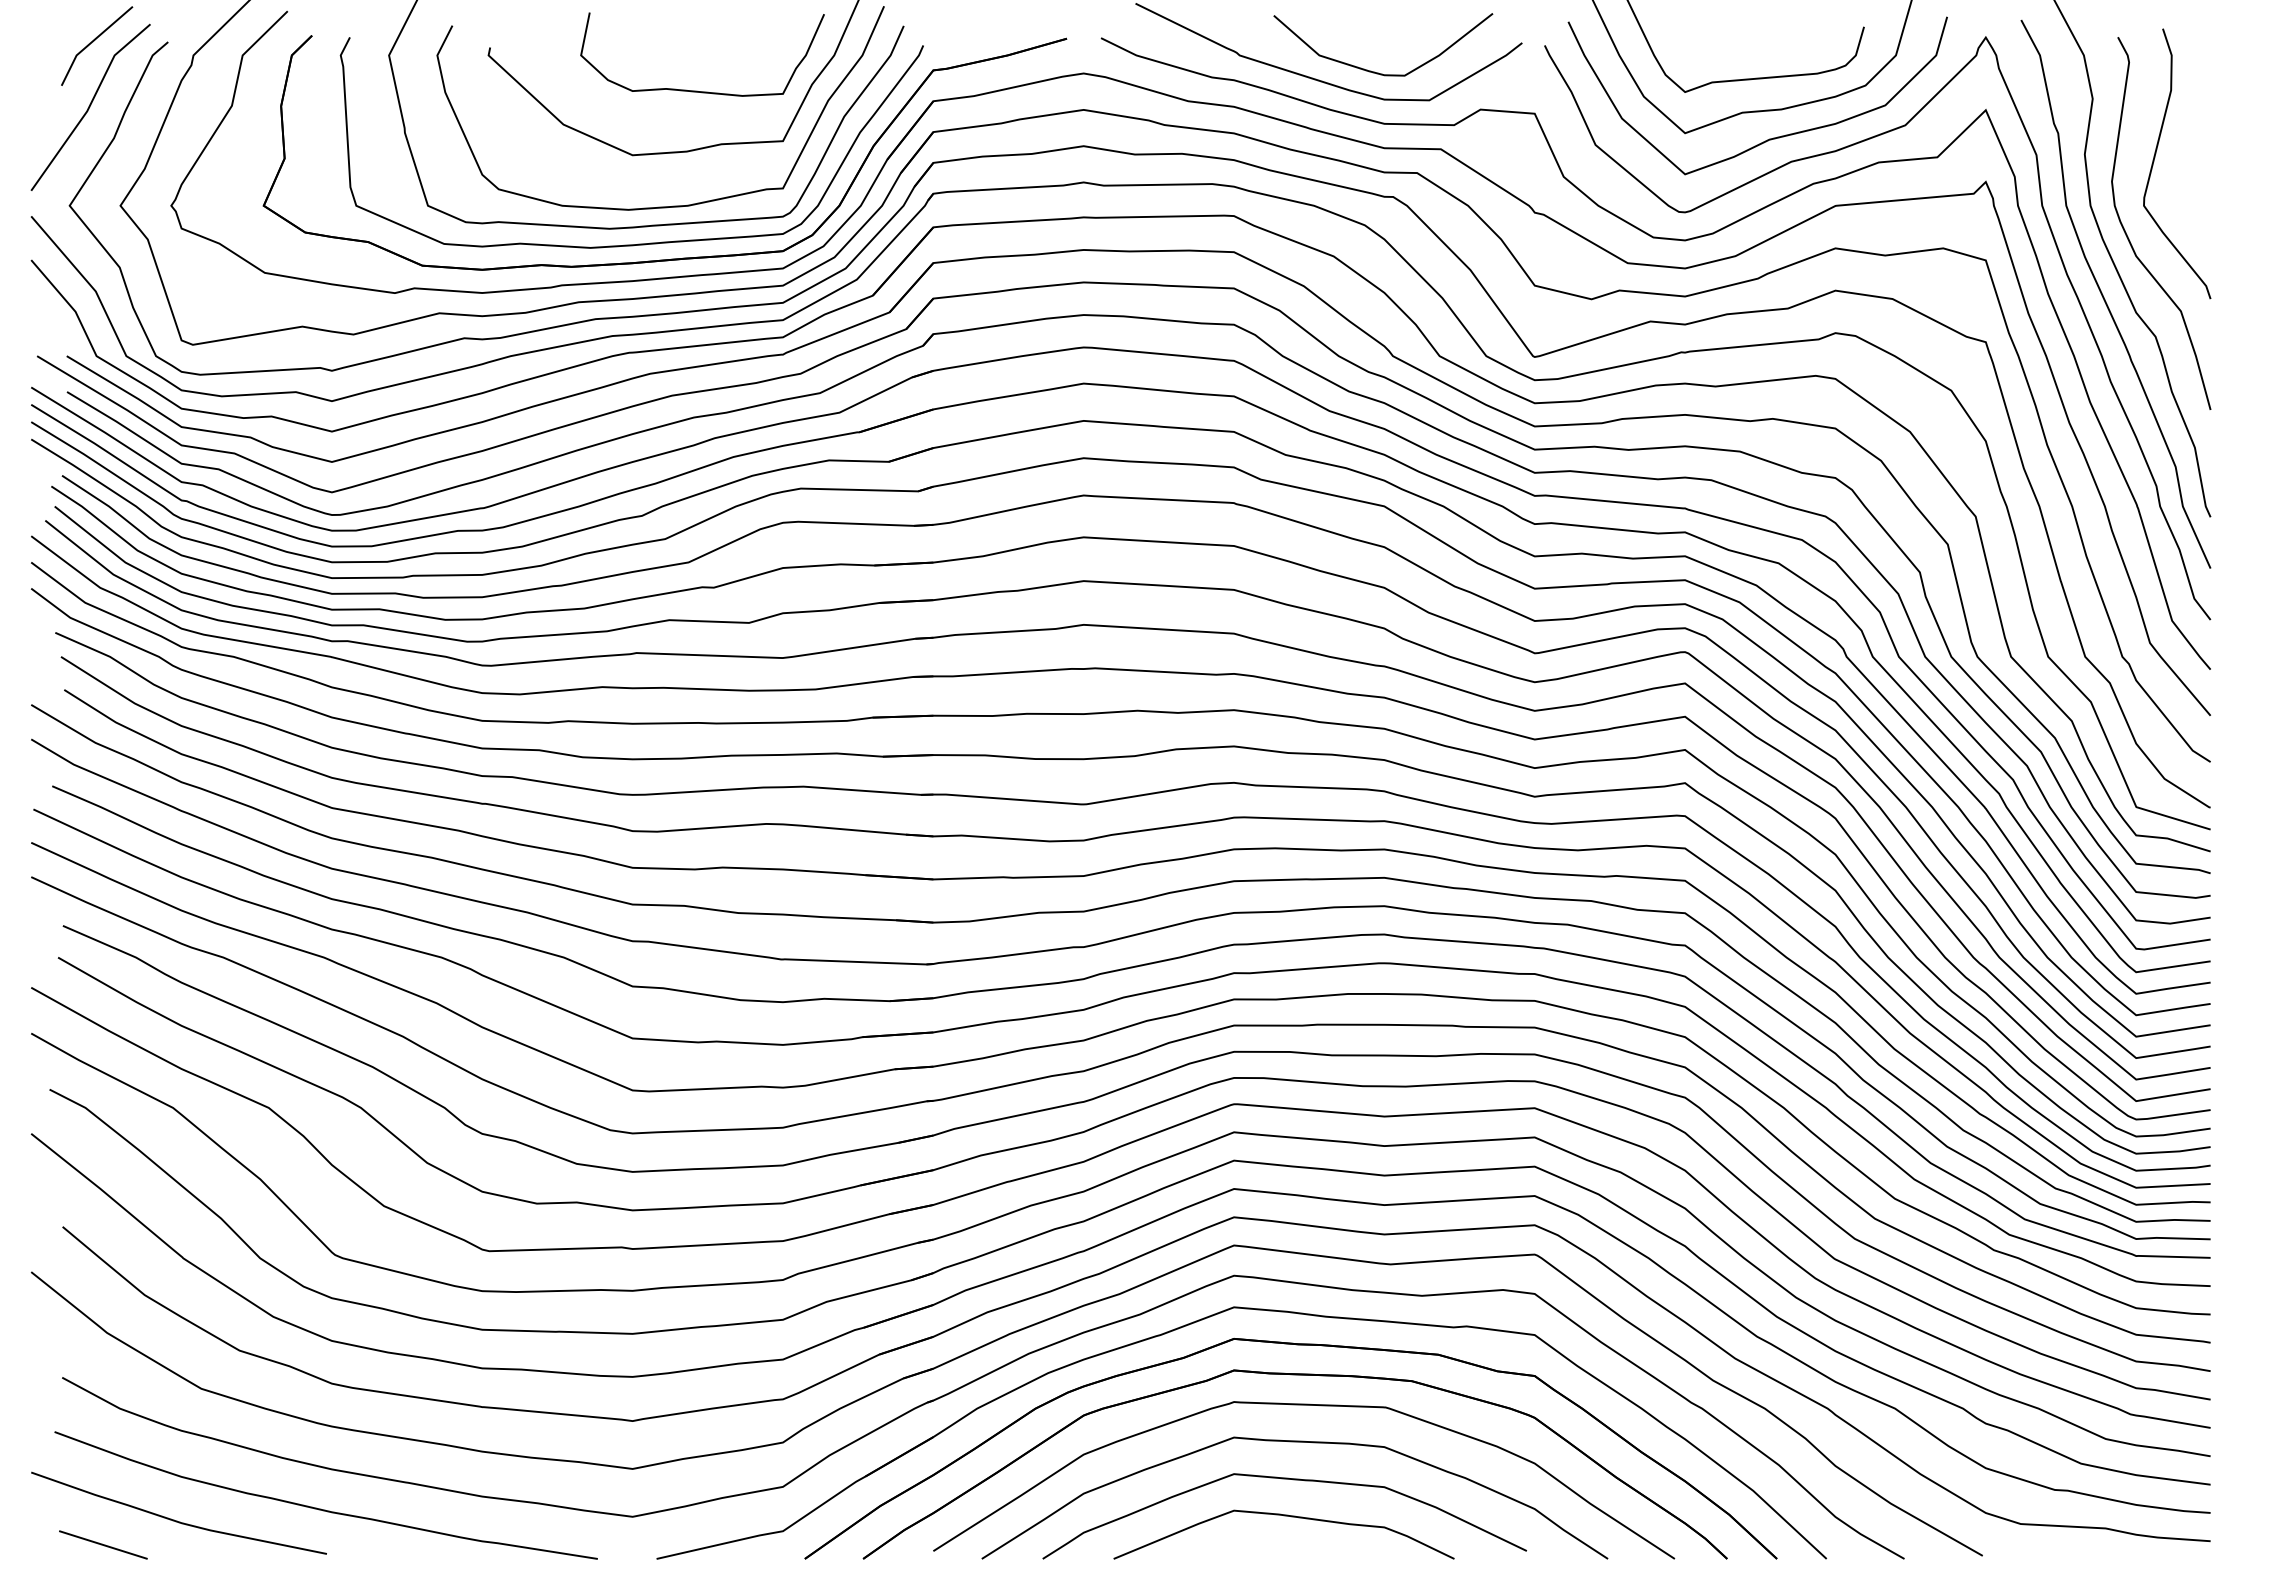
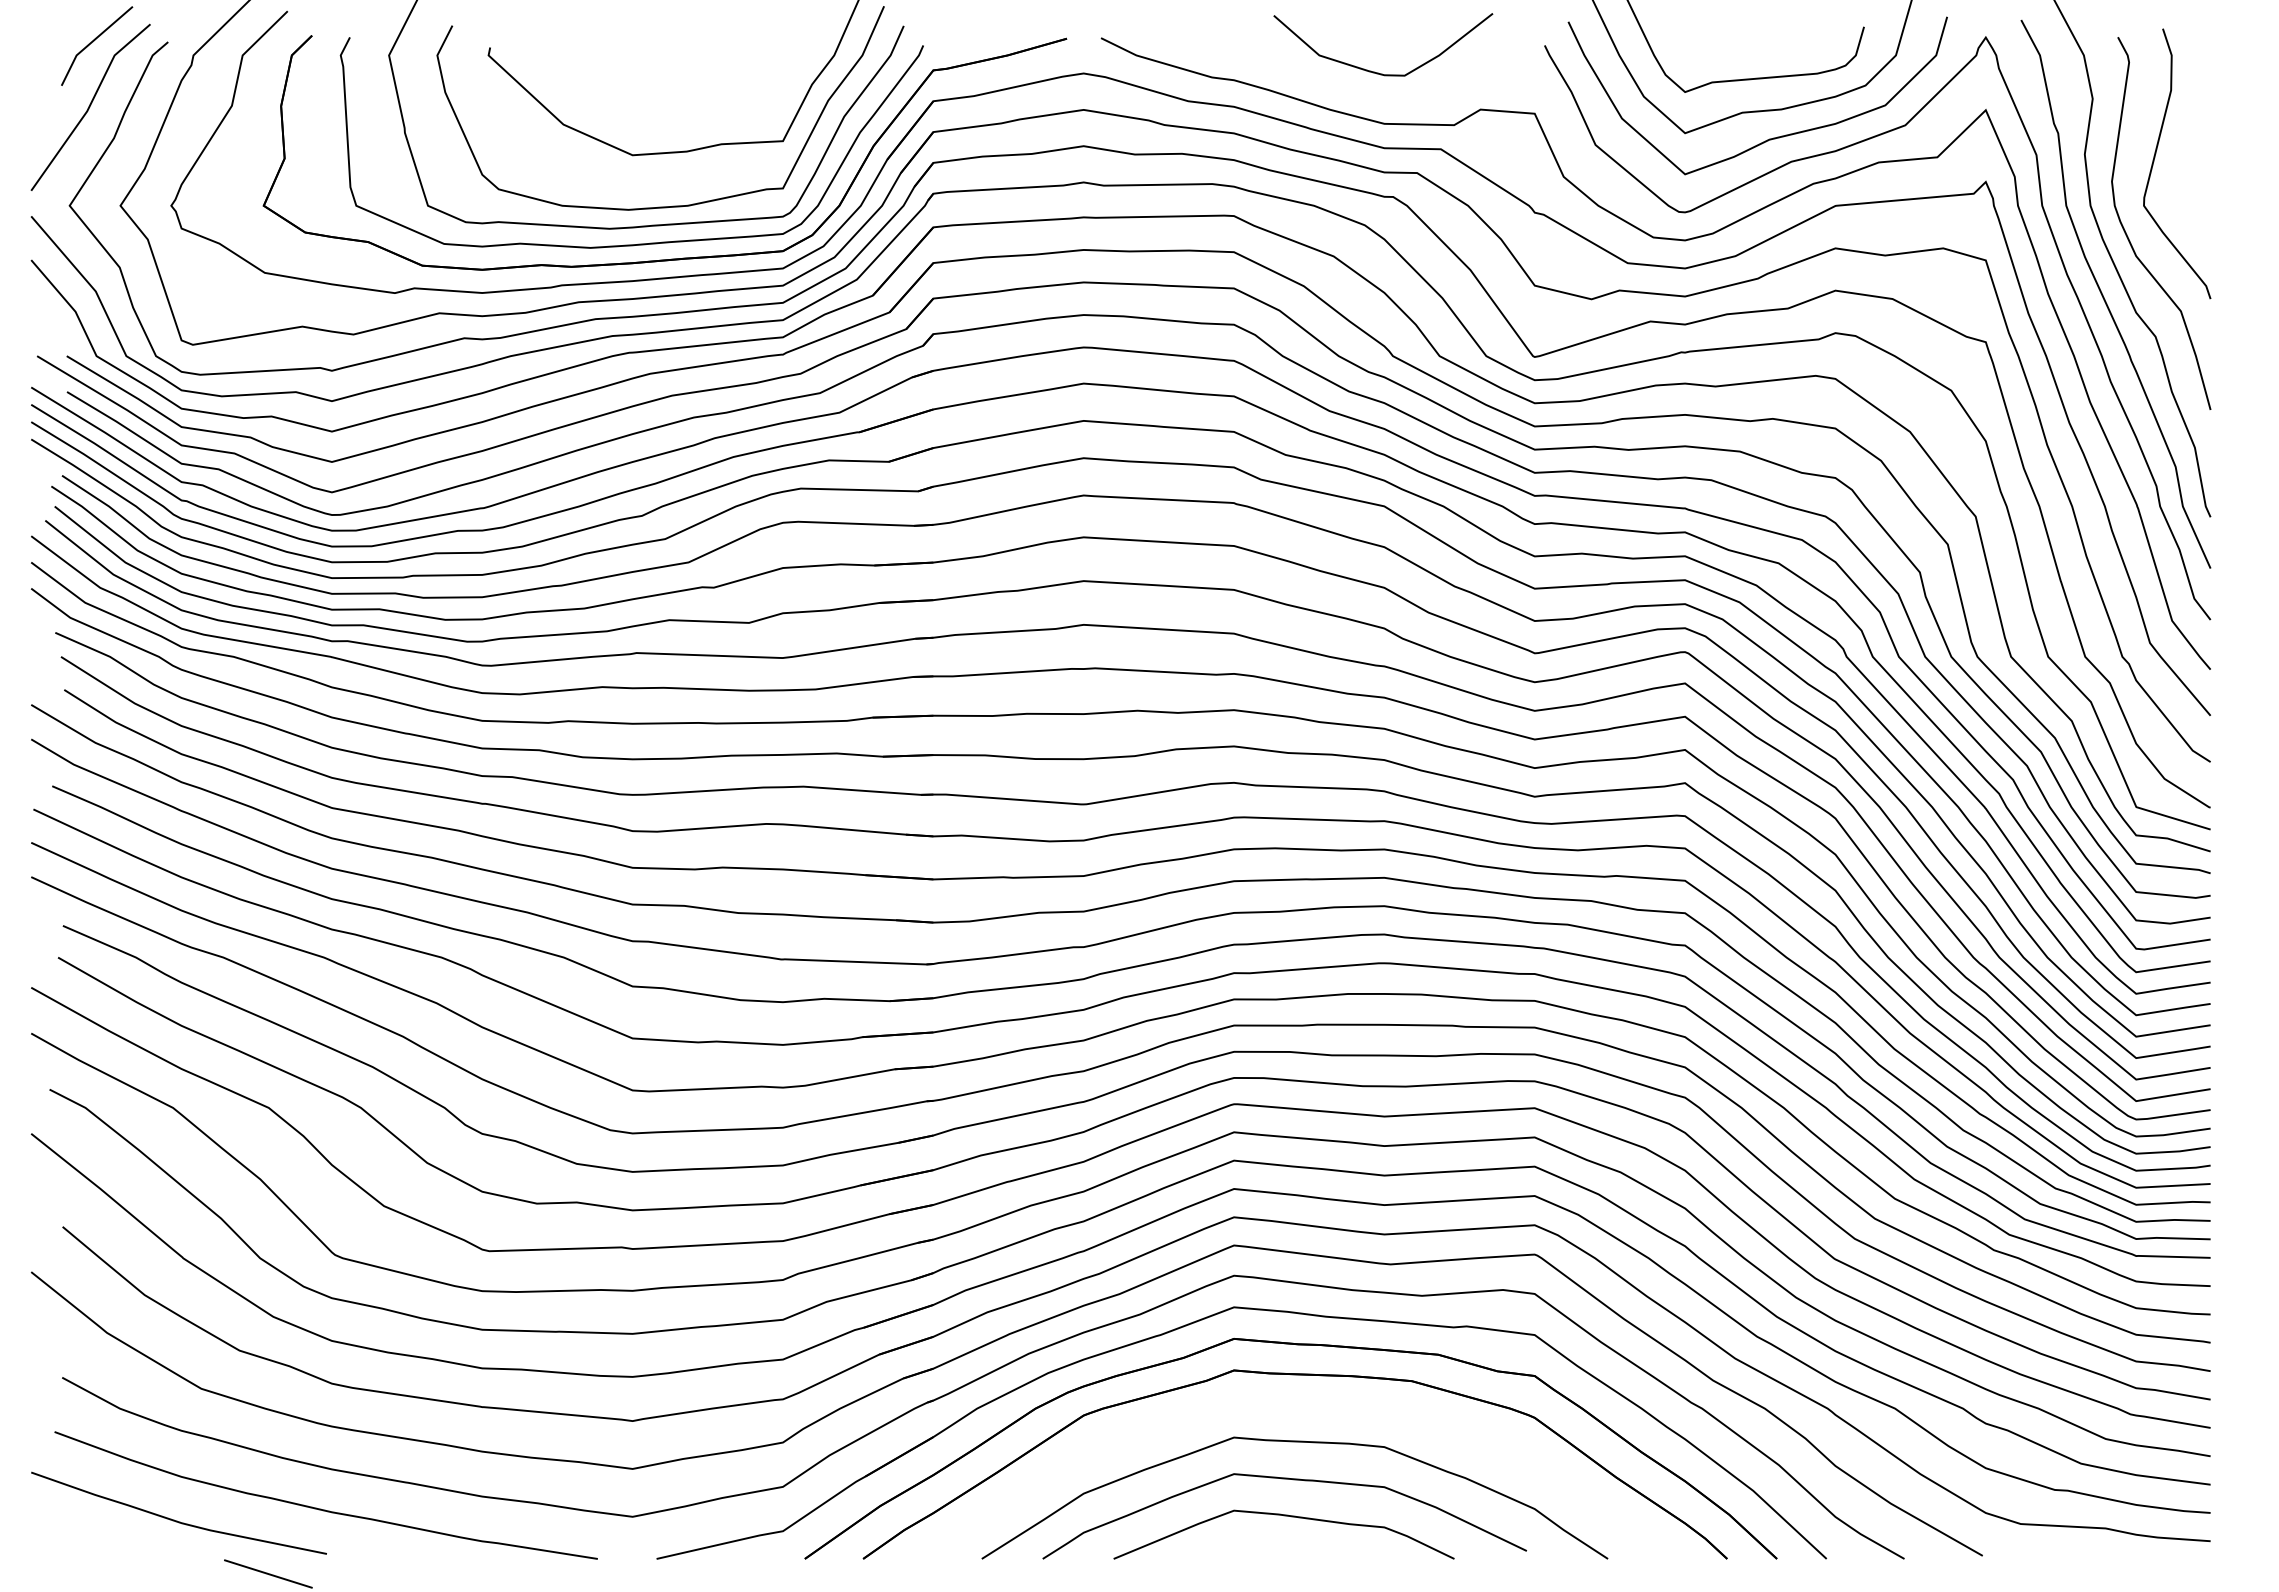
curve: present -> none (1319, 79)
curve: present -> none (697, 90)
curve: present -> none (1304, 1405)
line position: (103, 1544) -> (268, 1573) (268, 1573)
